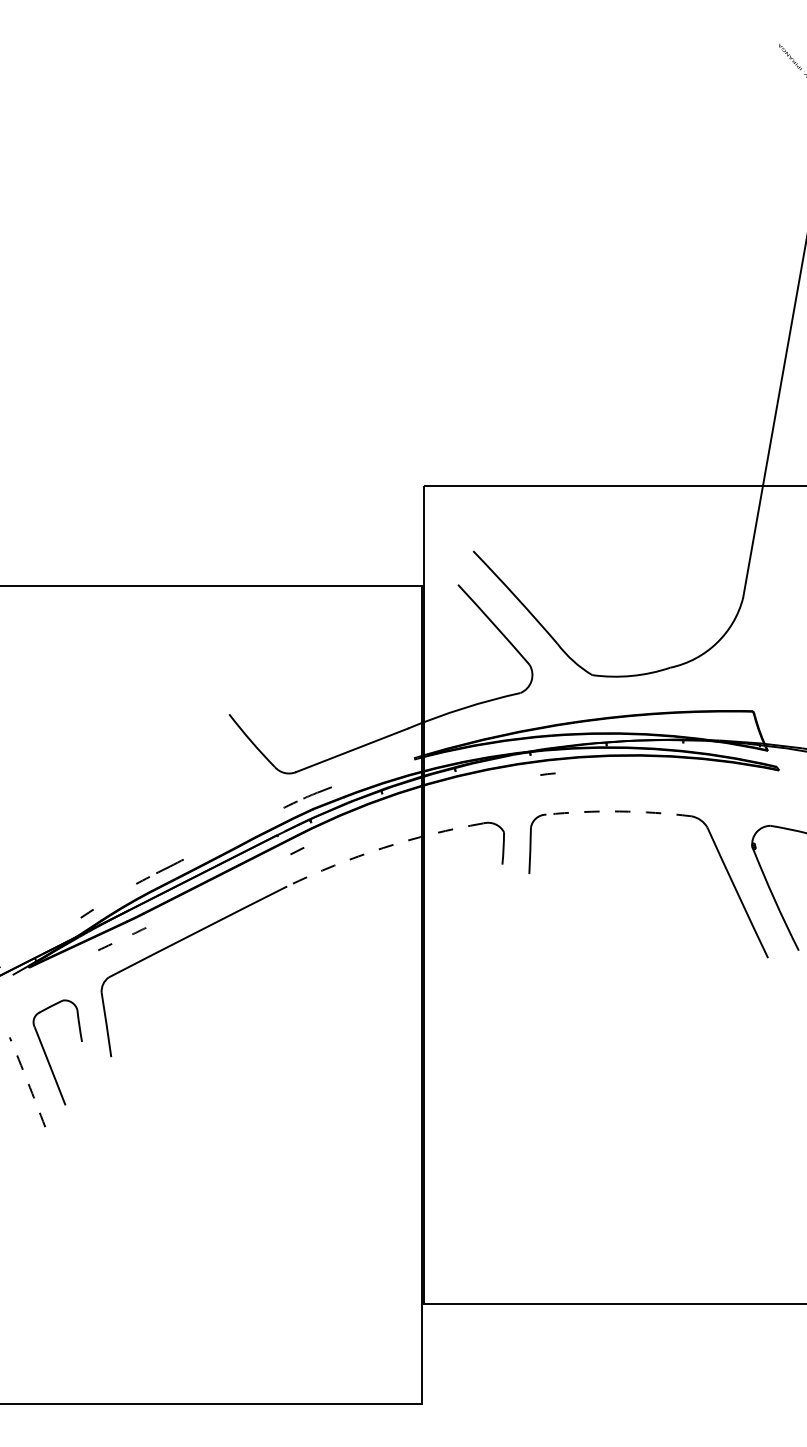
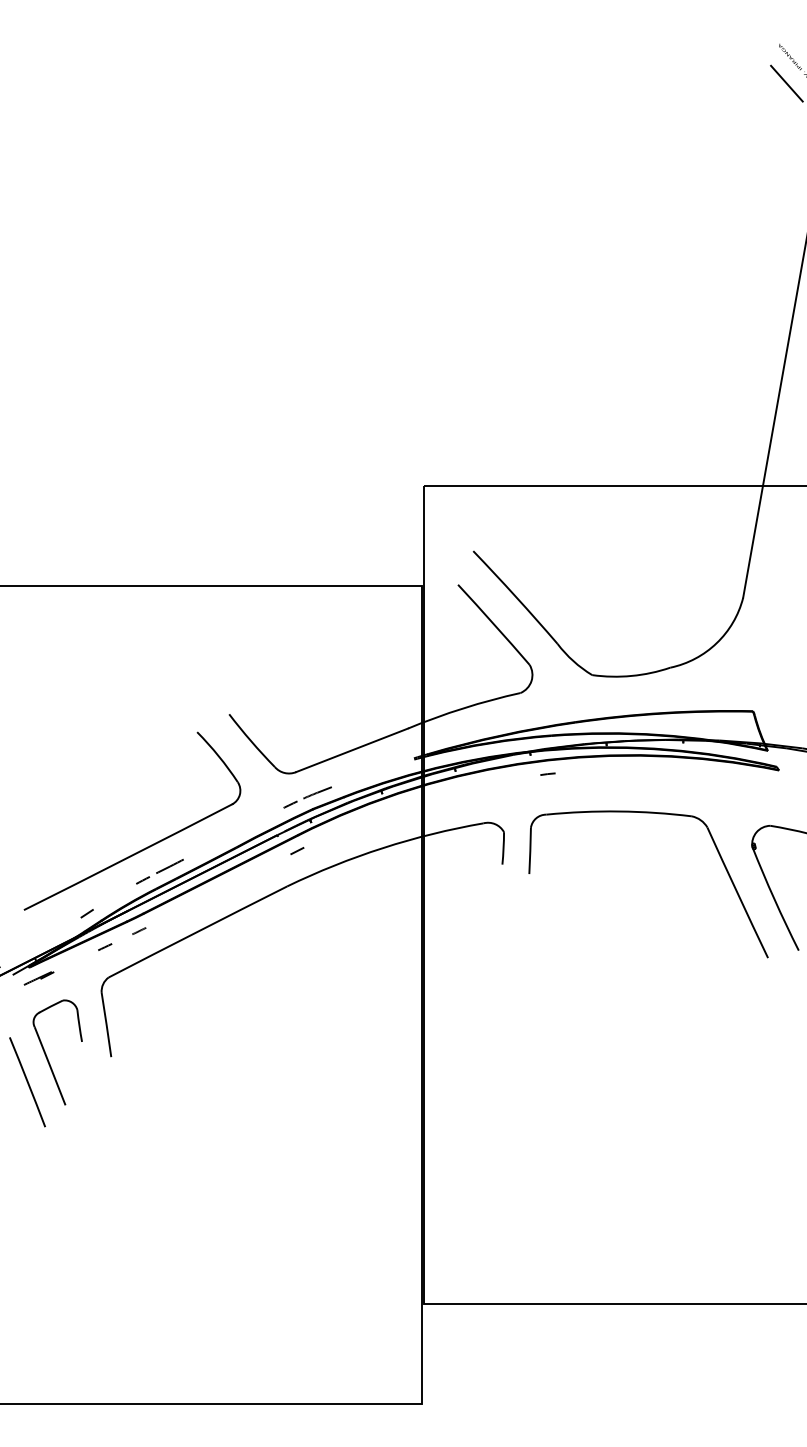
line: none -> present (786, 83)
arc: dashed -> solid (619, 811)
part: none -> present (145, 847)
arc: dashed -> solid (383, 848)
line: none -> present (38, 978)
arc: dashed -> solid (27, 1082)
